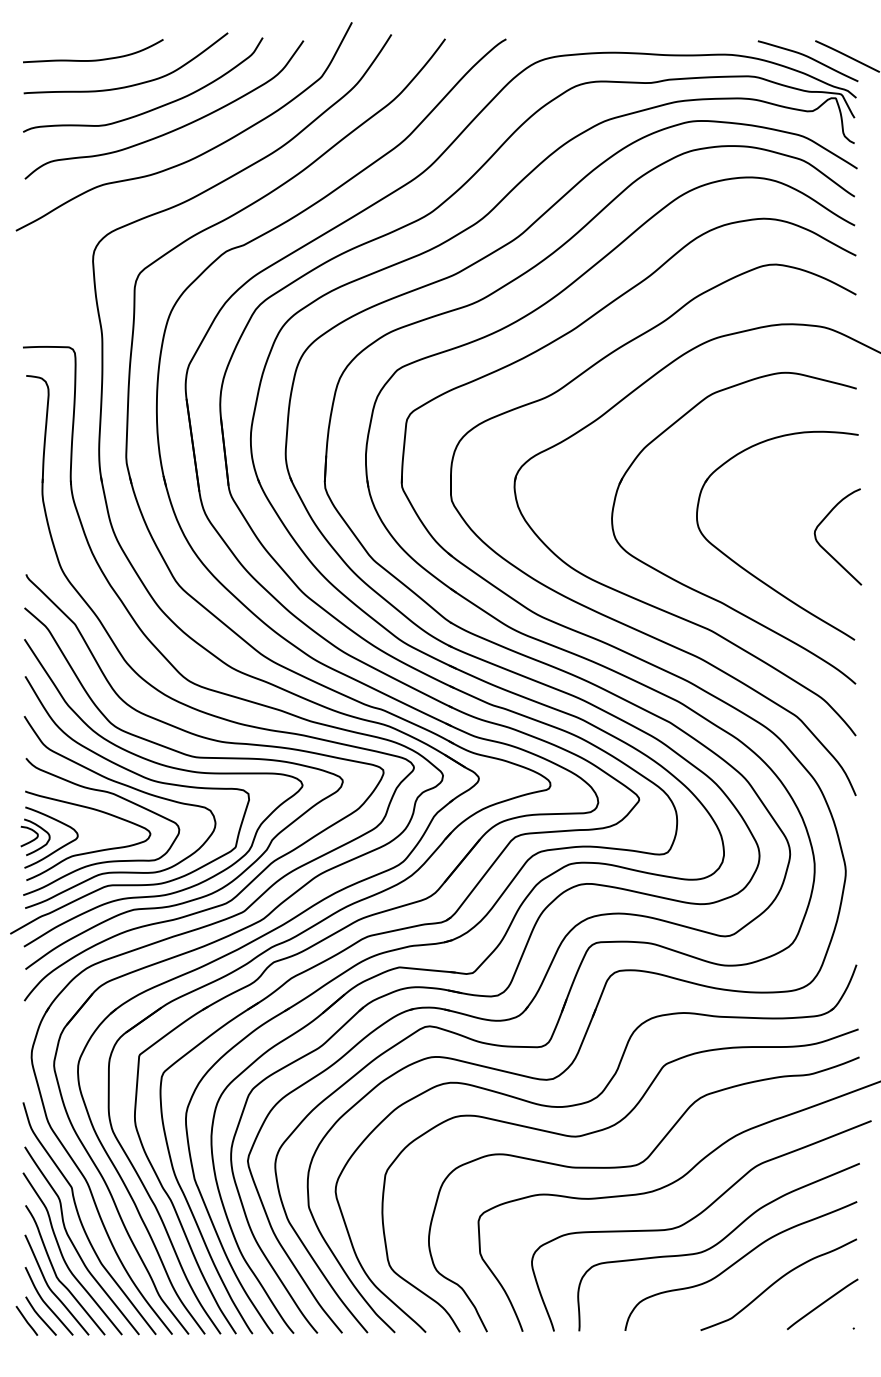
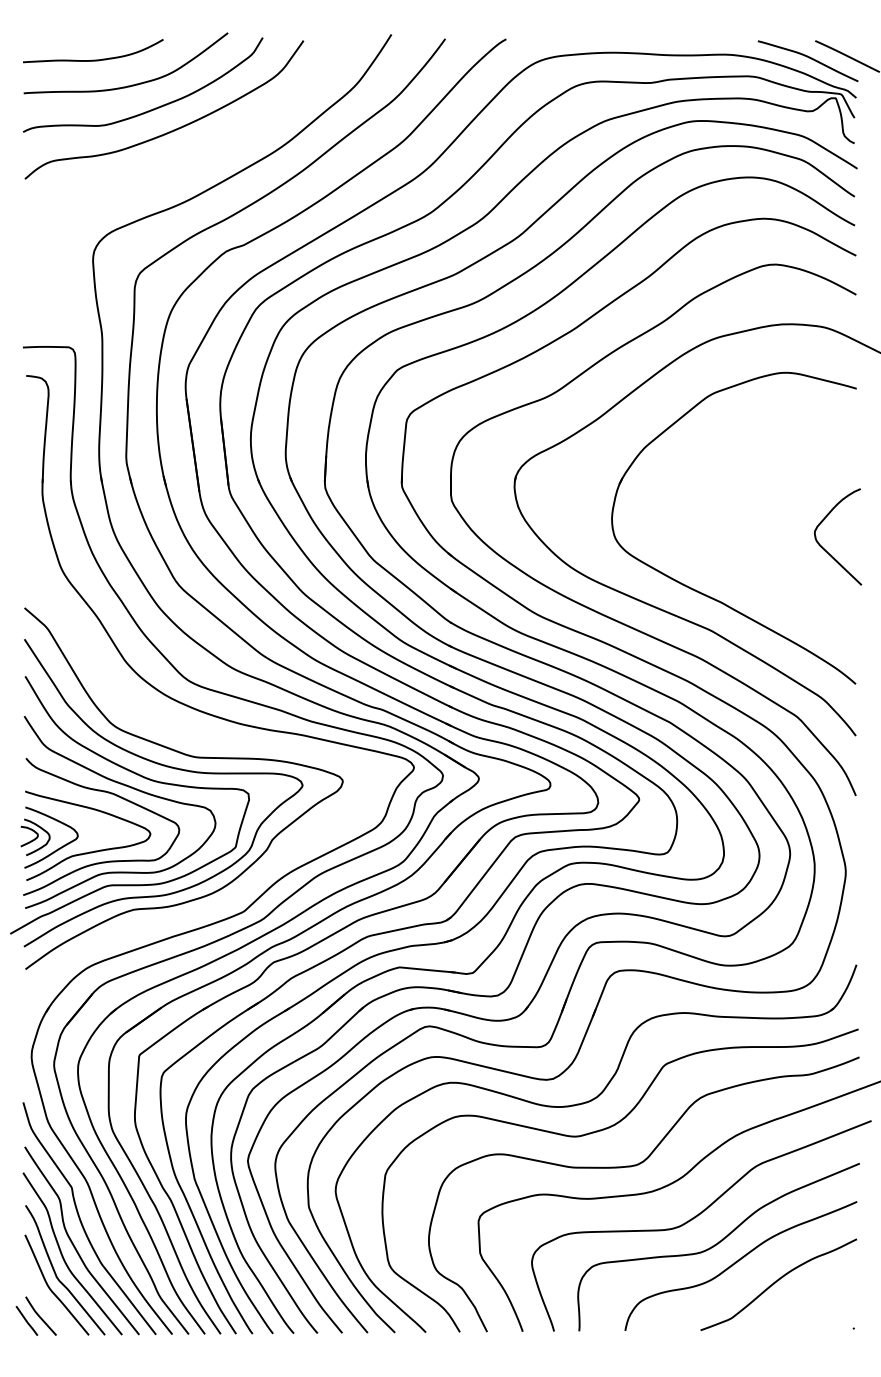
curve: present -> none (197, 155)
part: present -> none (752, 573)
curve: present -> none (214, 741)
curve: present -> none (46, 1303)
line: present -> none (822, 1304)
